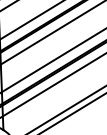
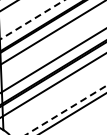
line: solid -> dashed (33, 19)
line: solid -> dashed (66, 110)
